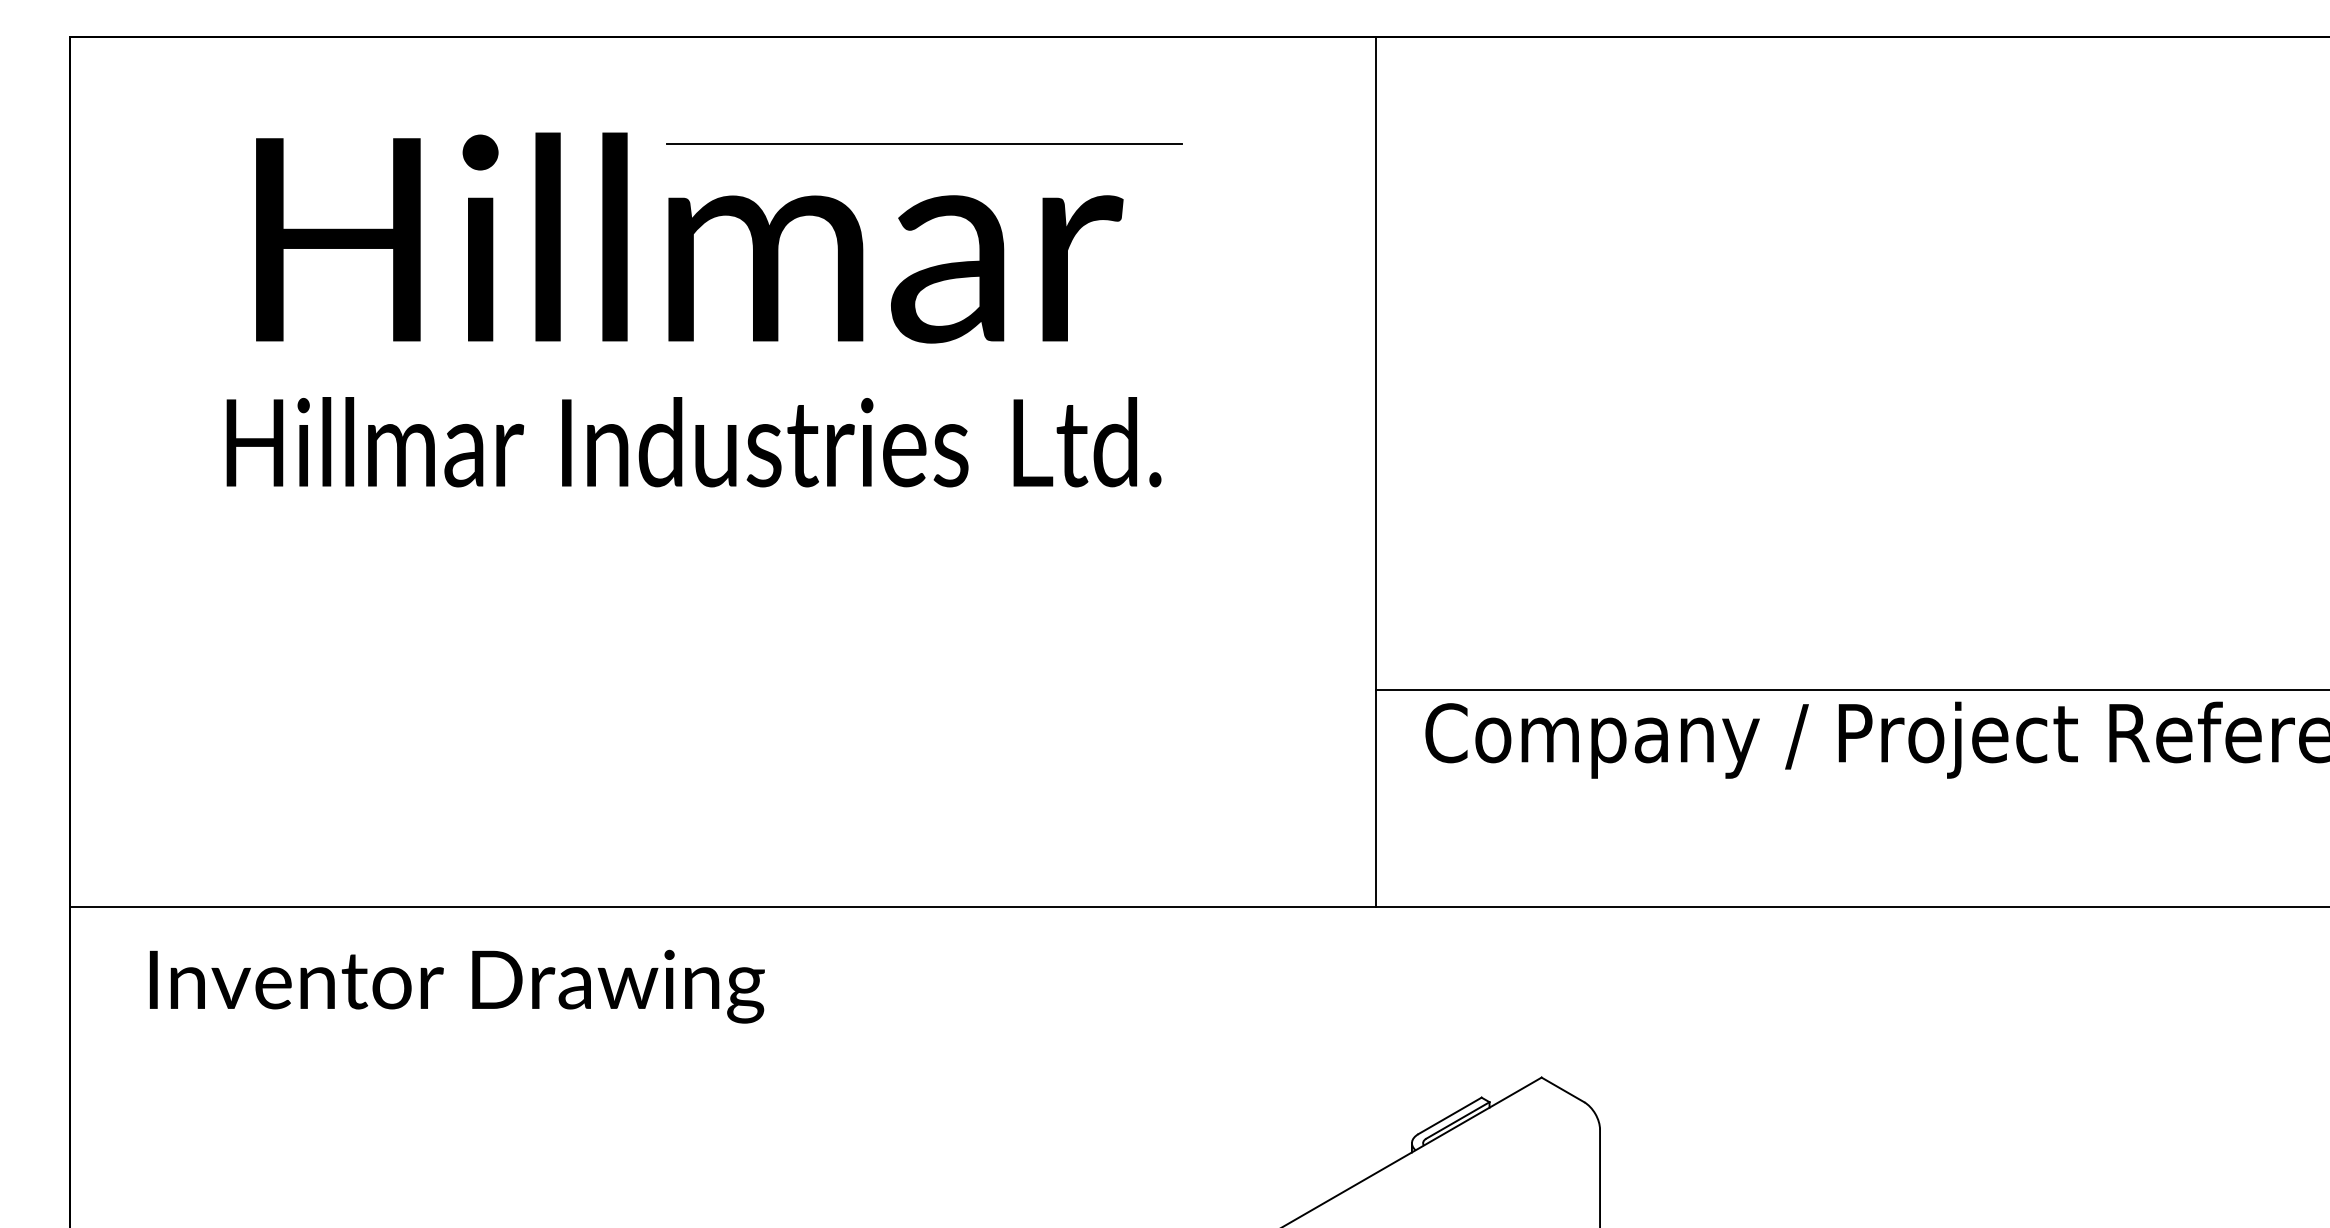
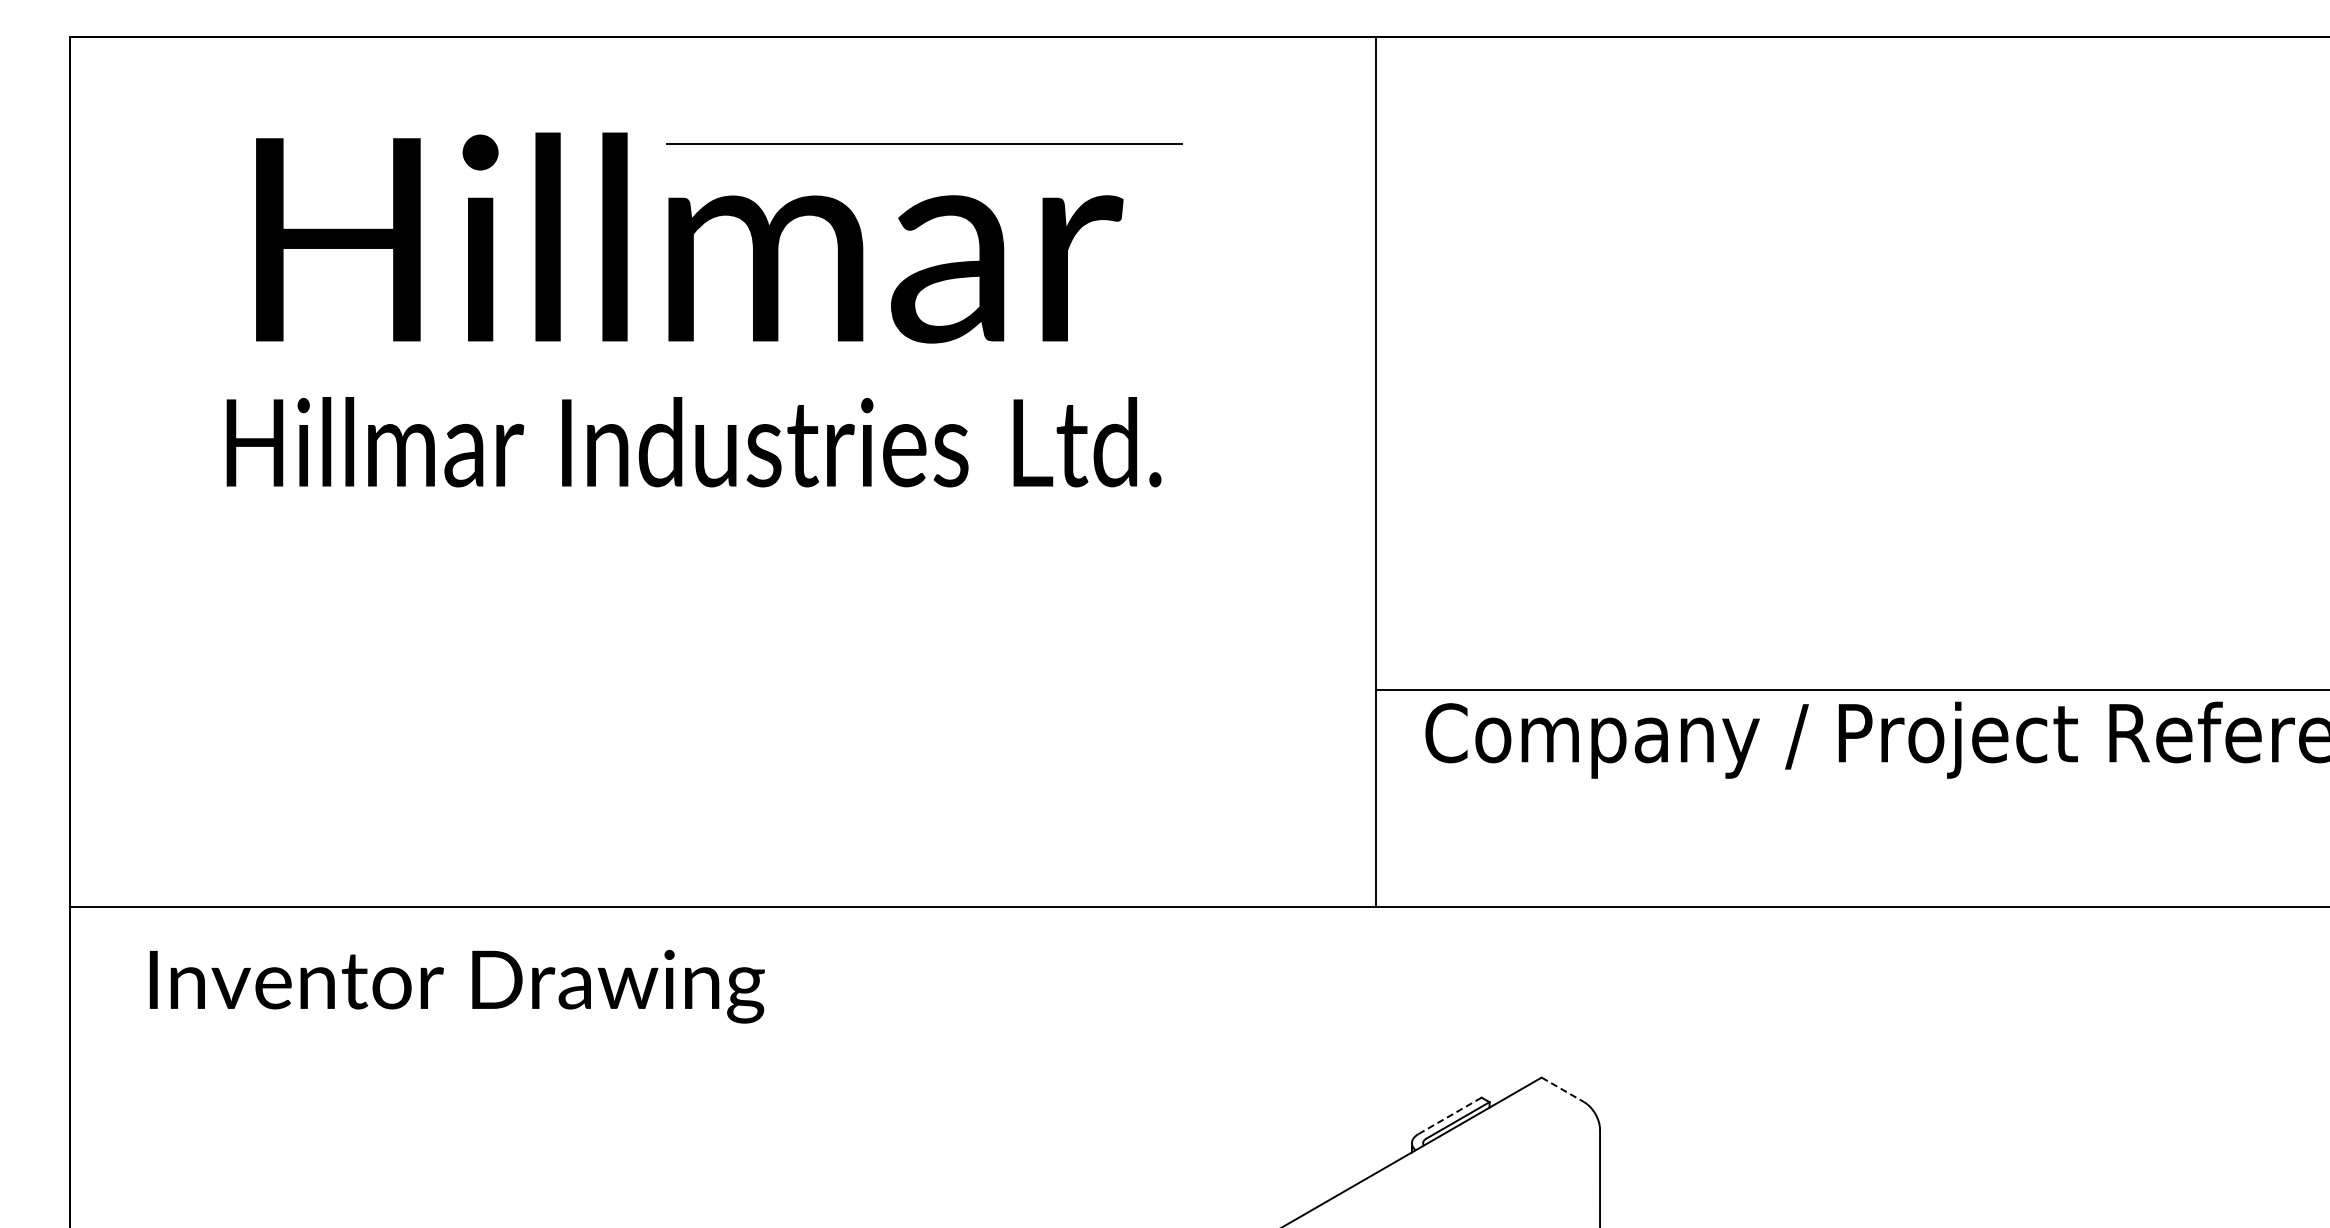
line: solid -> dashed (1562, 1089)
line: solid -> dashed (1449, 1116)
